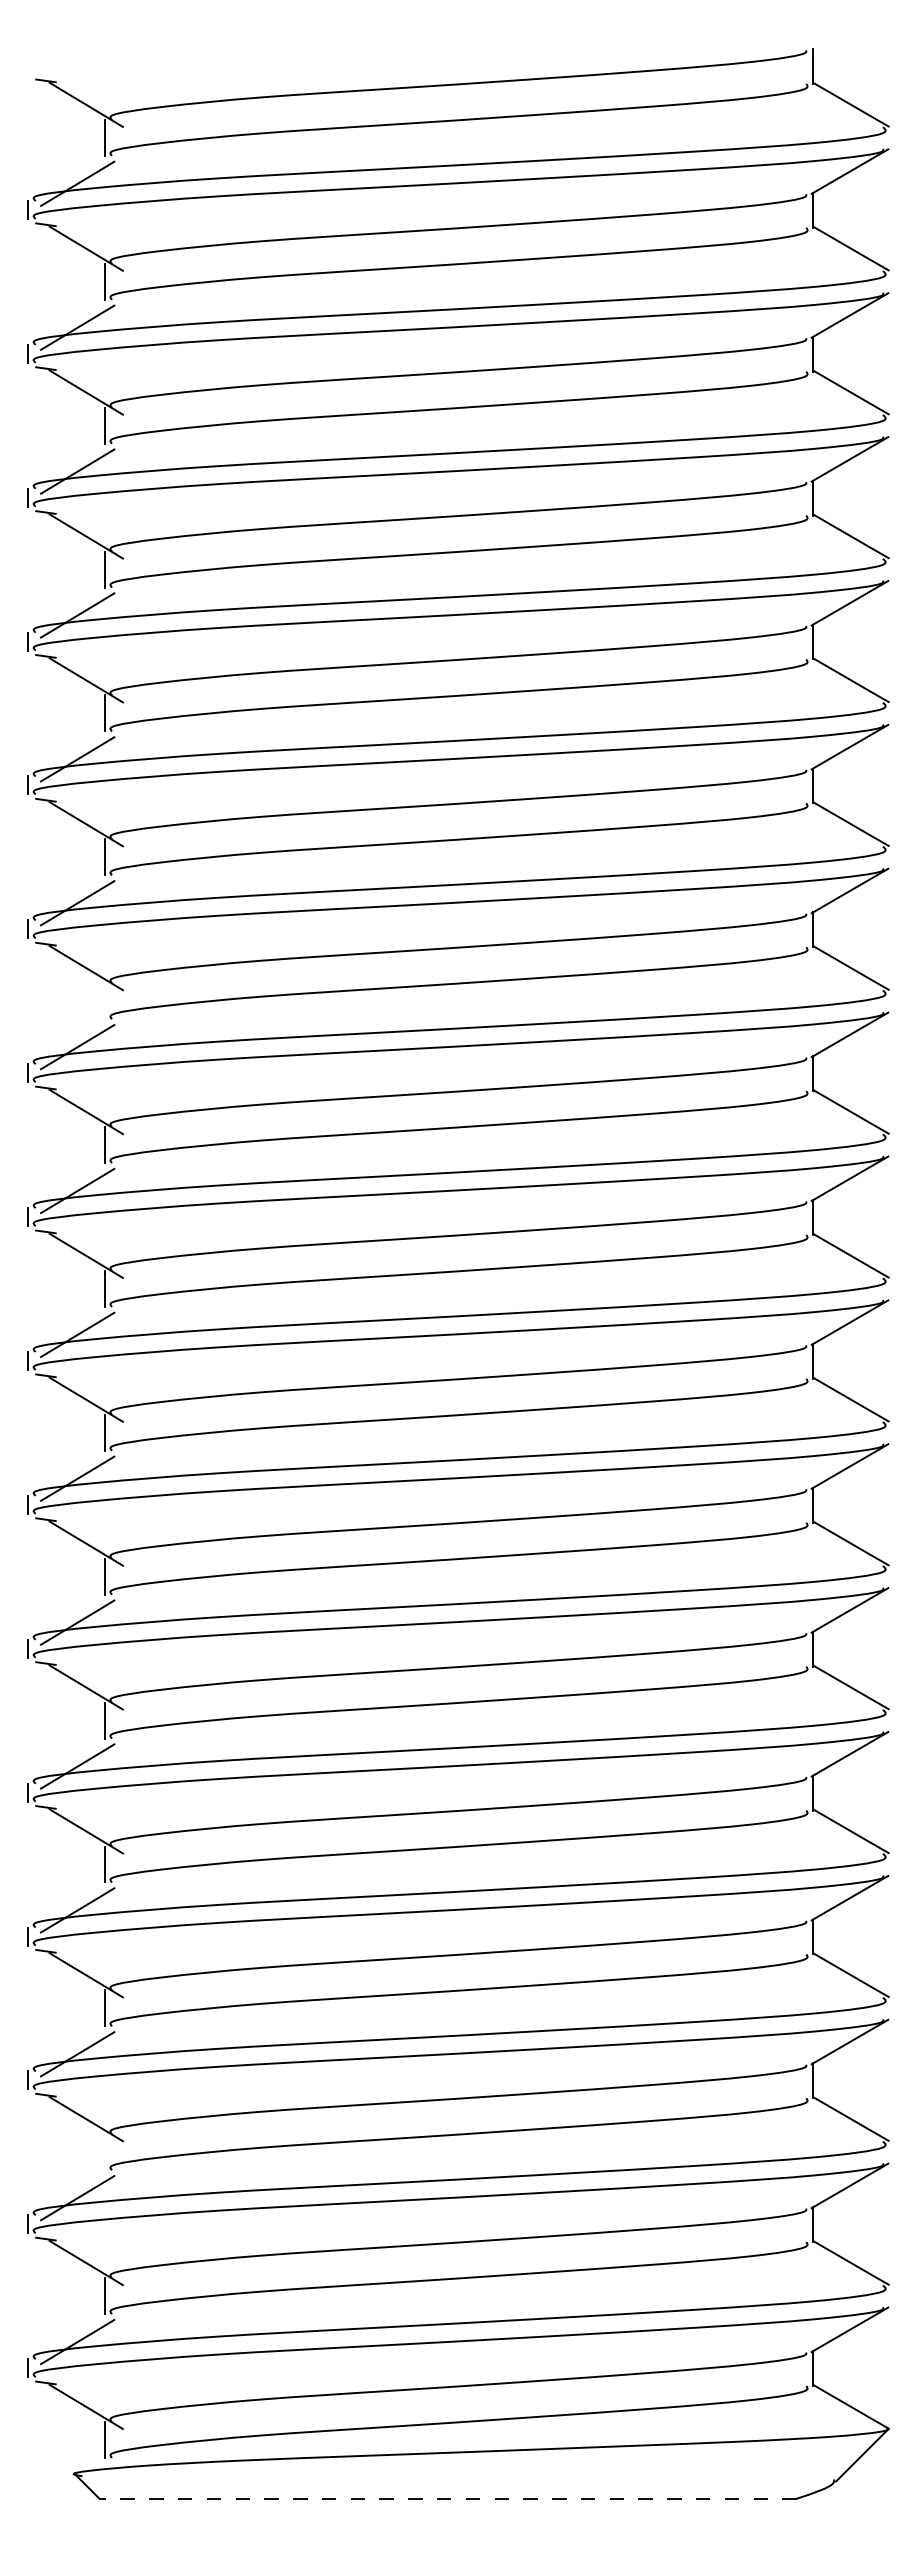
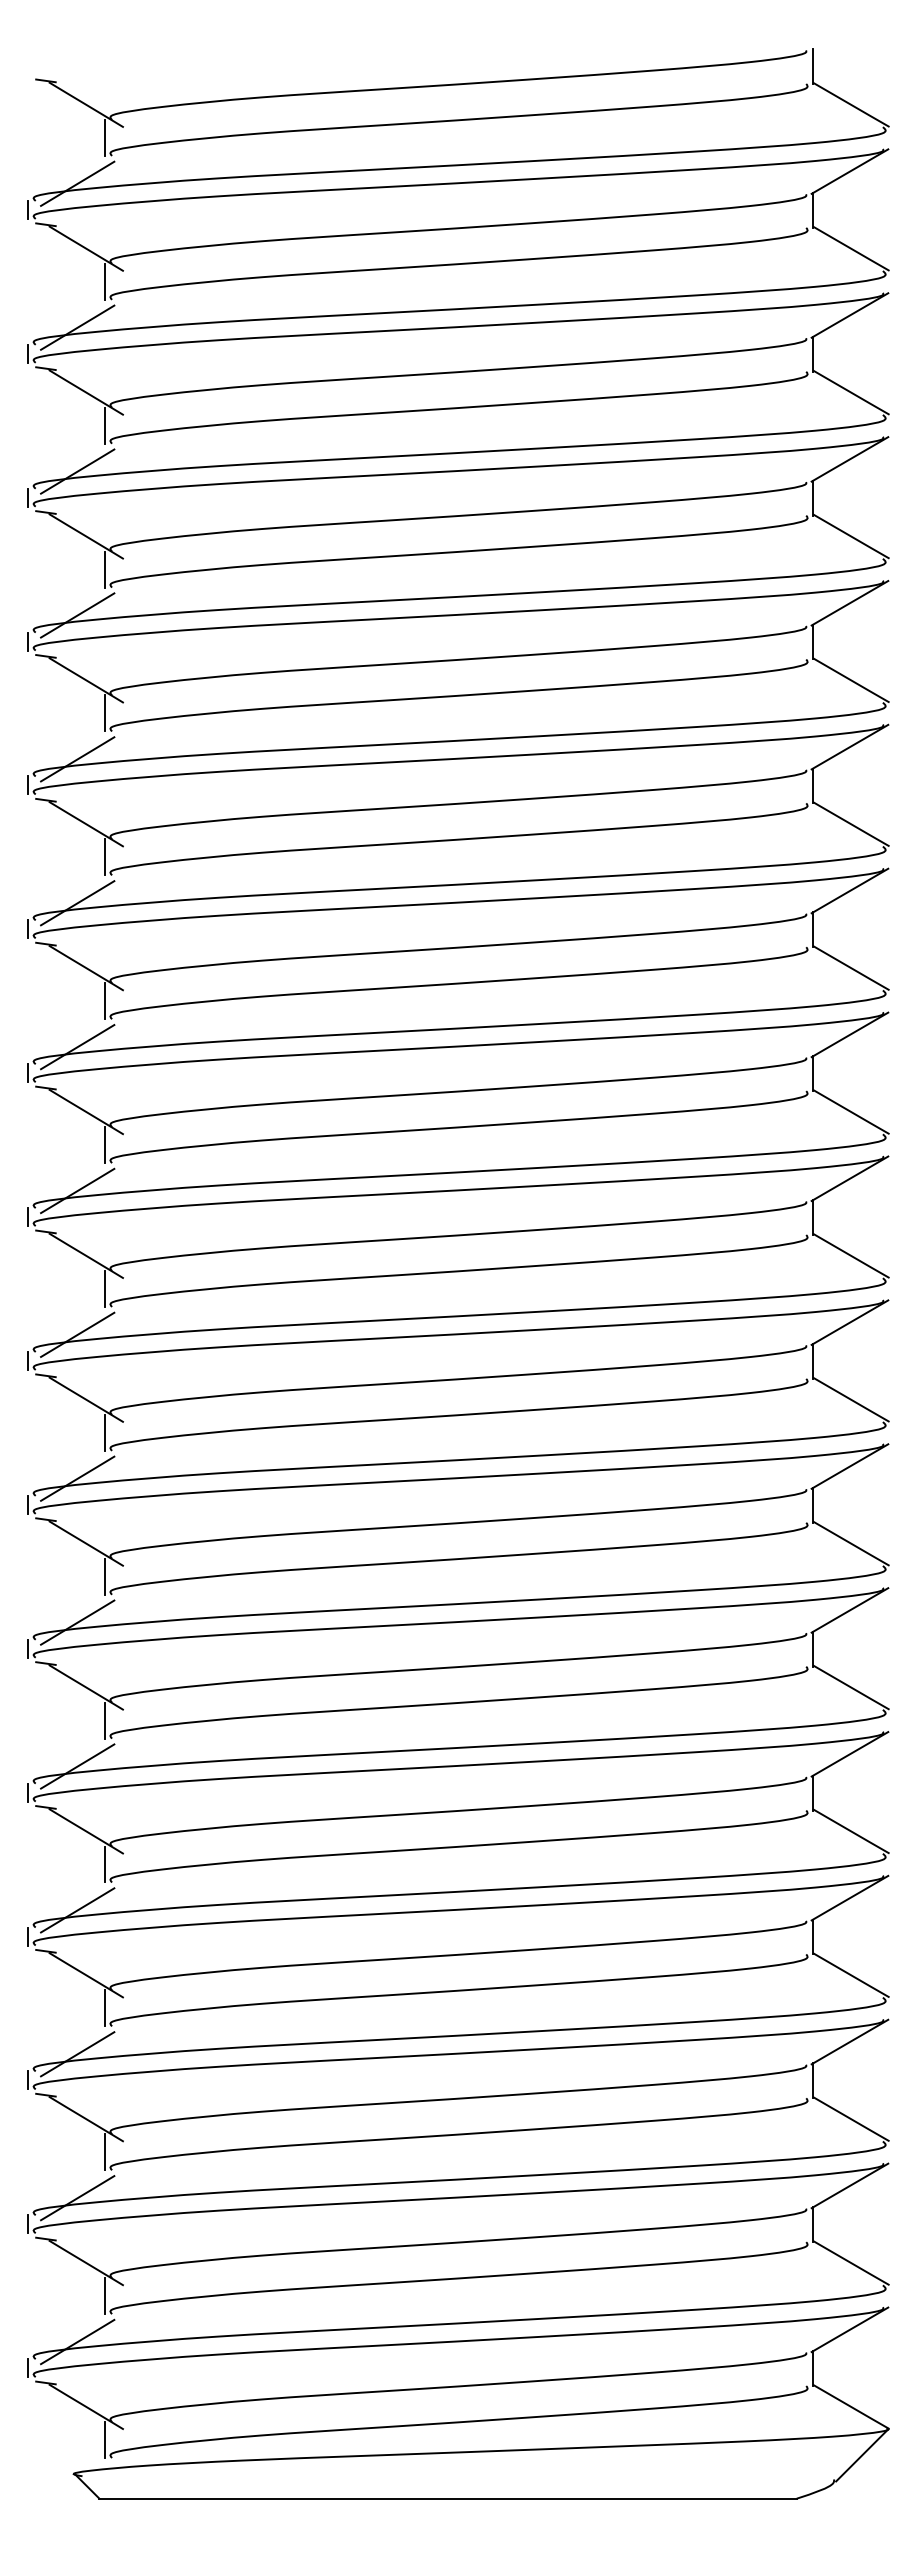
line: none -> present (105, 1001)
line: none -> present (105, 2152)
line: dashed -> solid (448, 2498)
